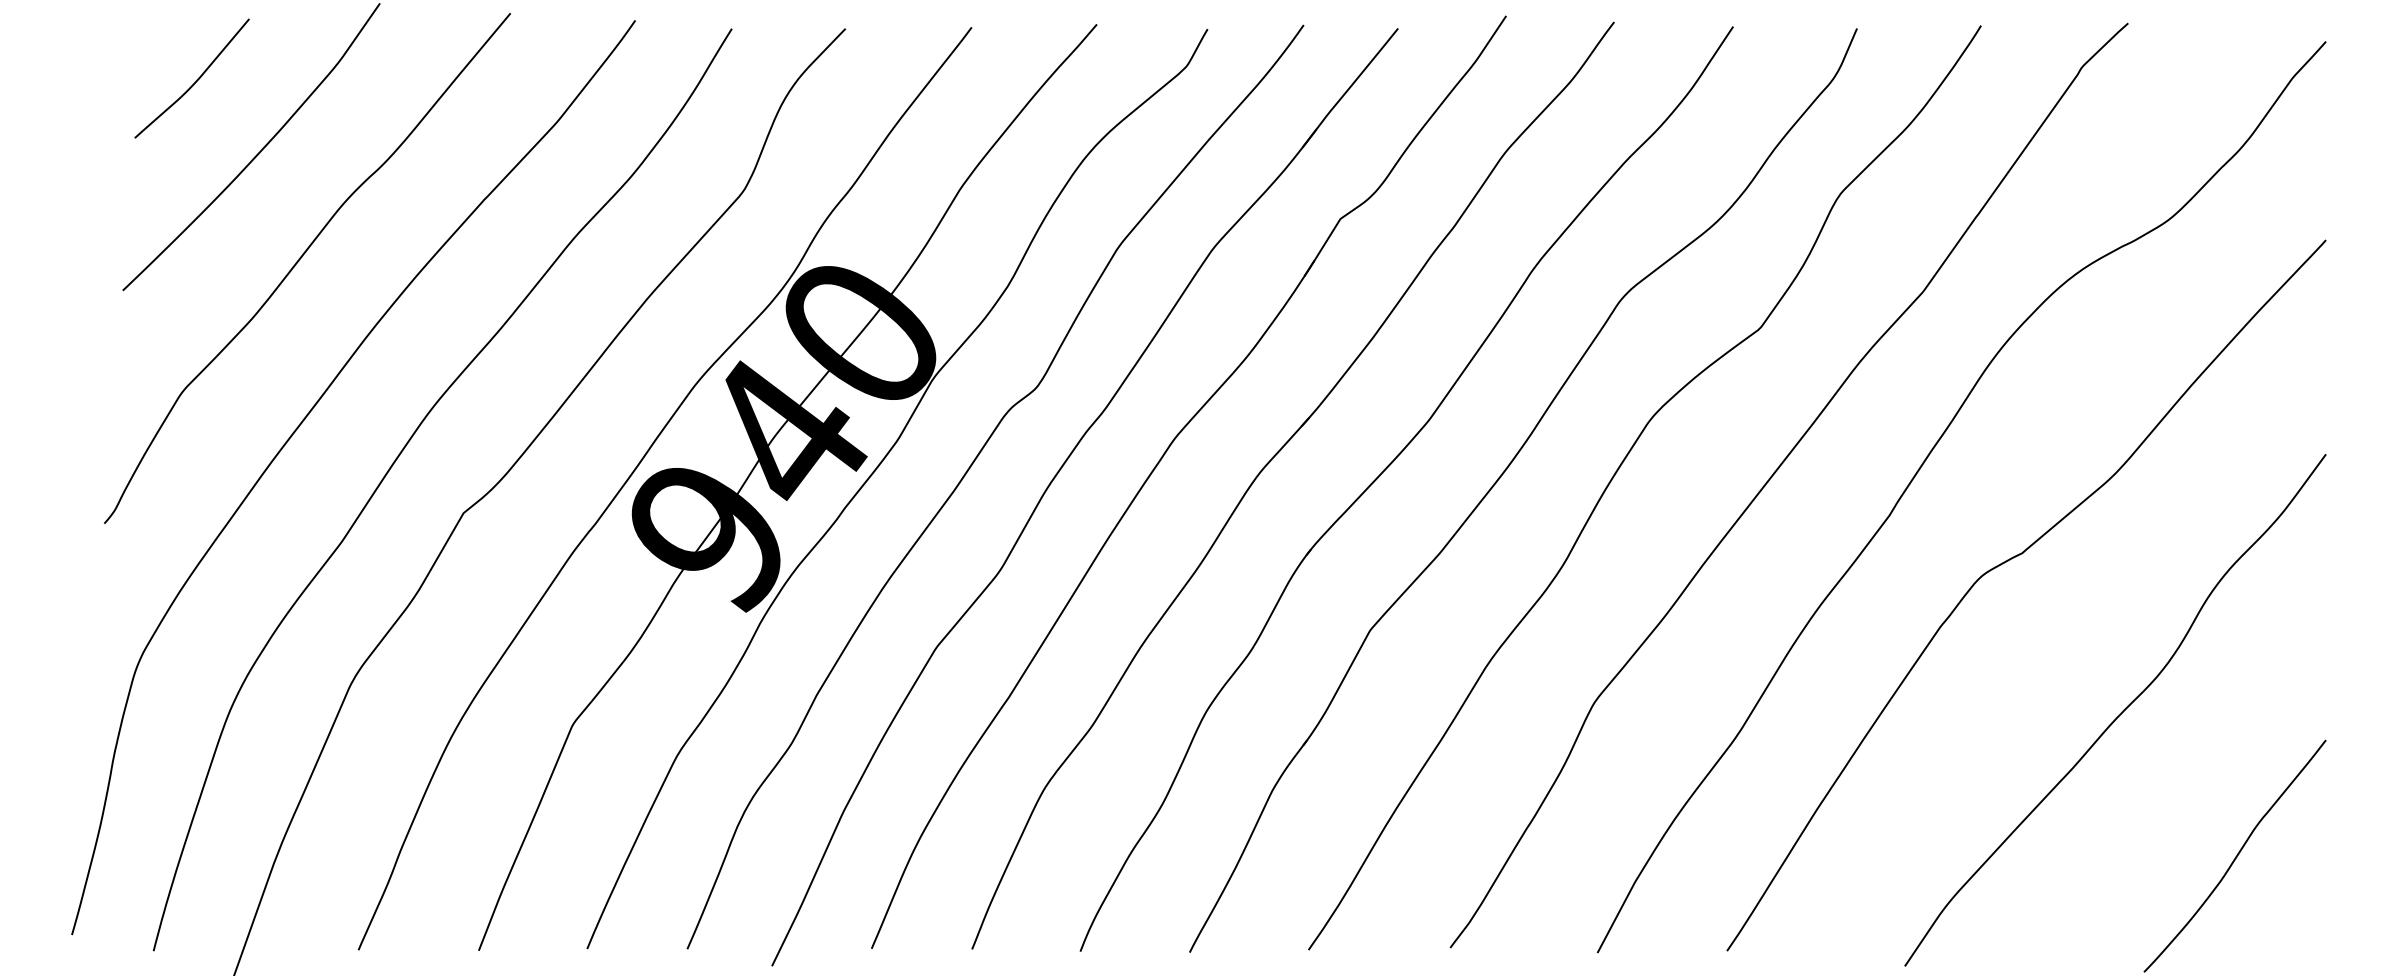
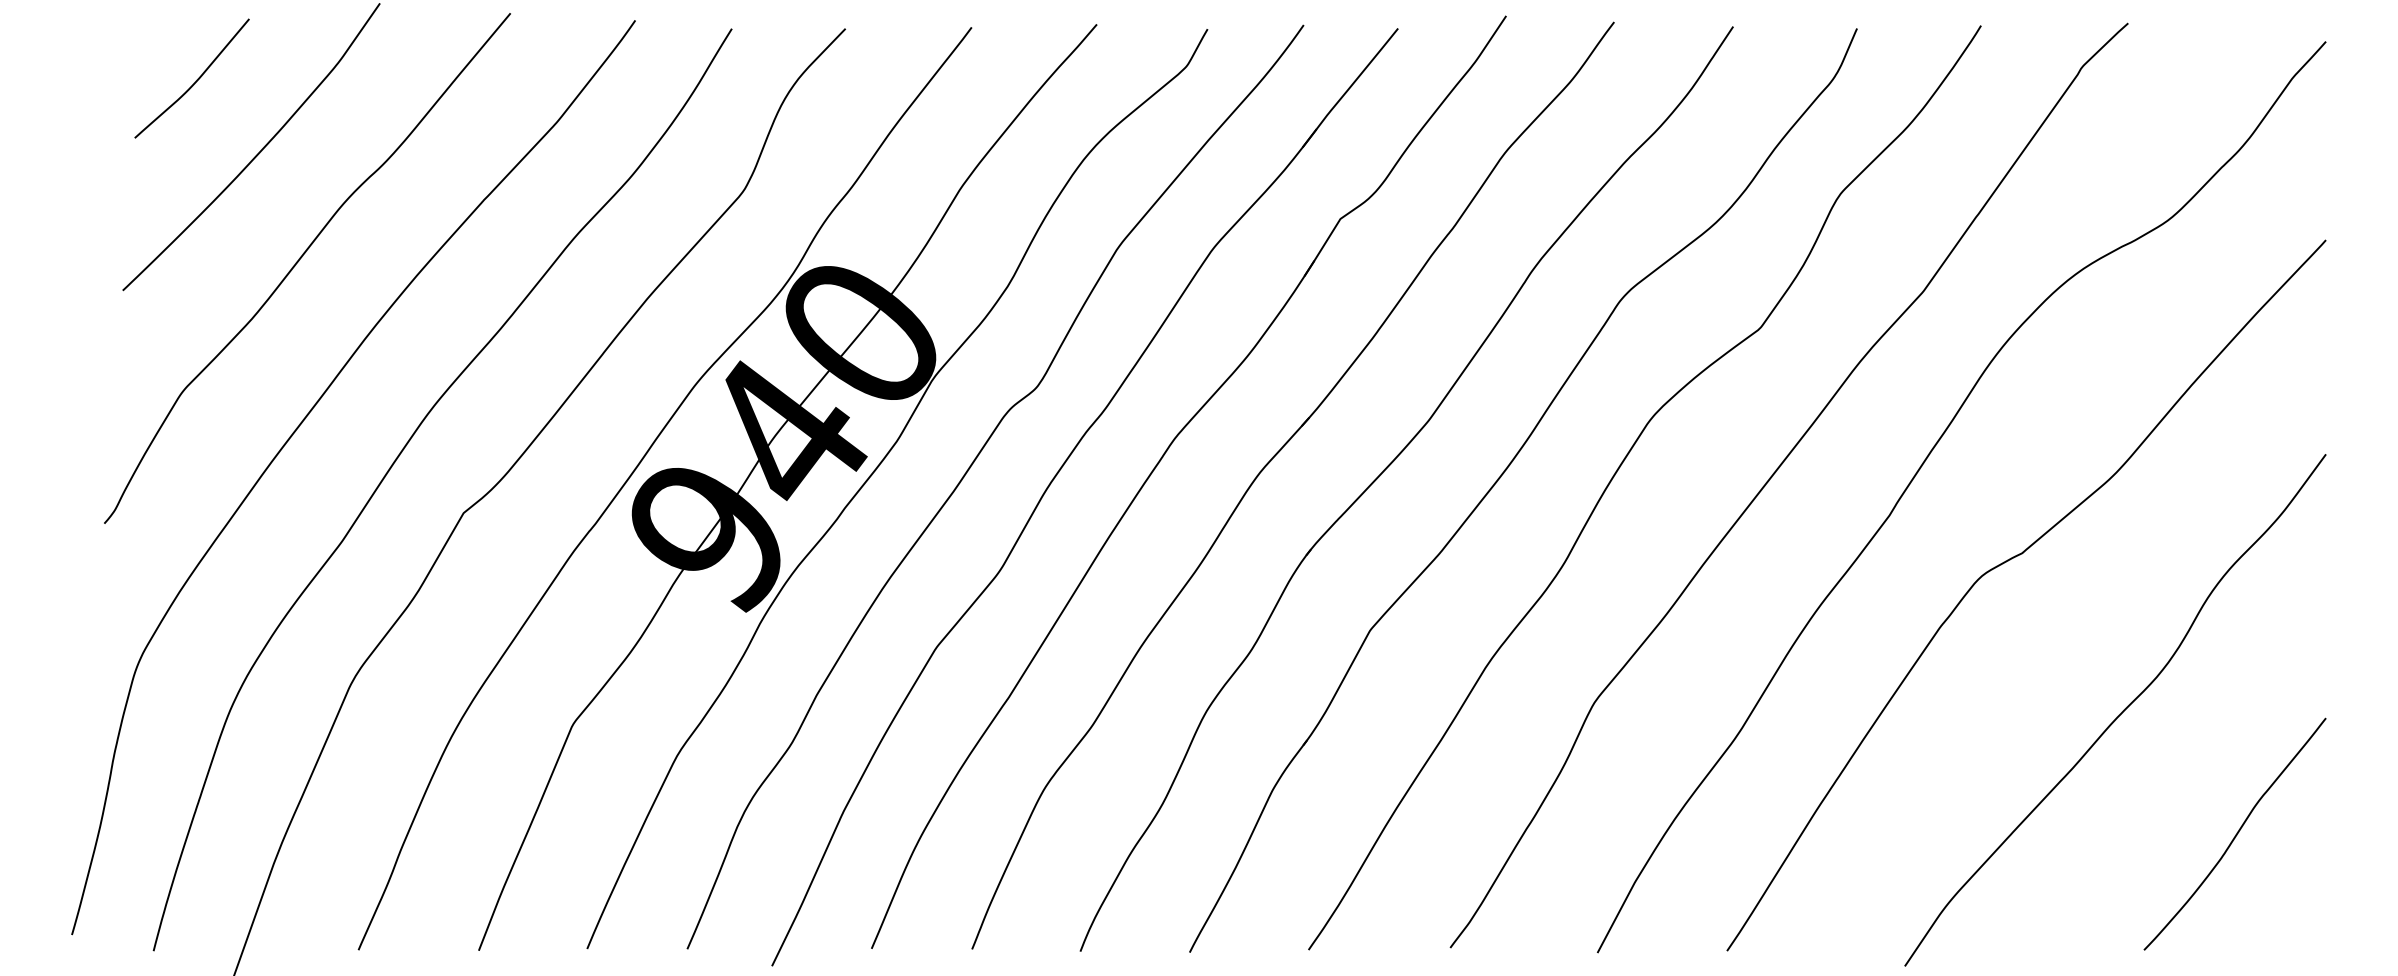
curve position: (2235, 856) -> (2235, 834) (2235, 834)
